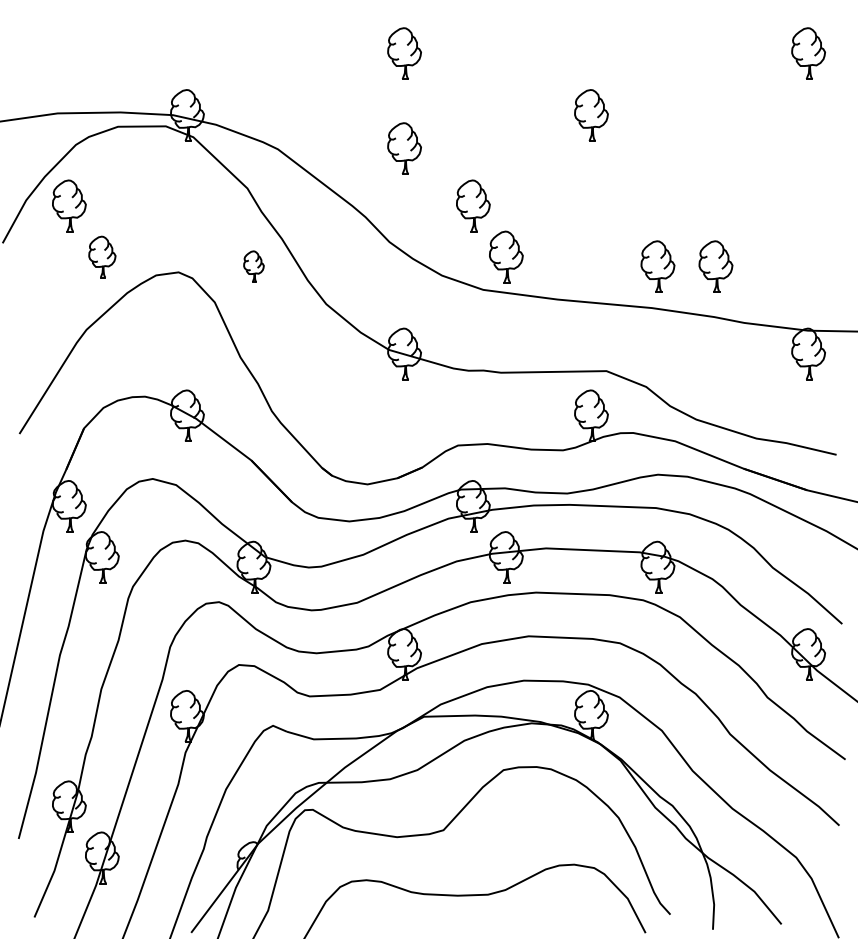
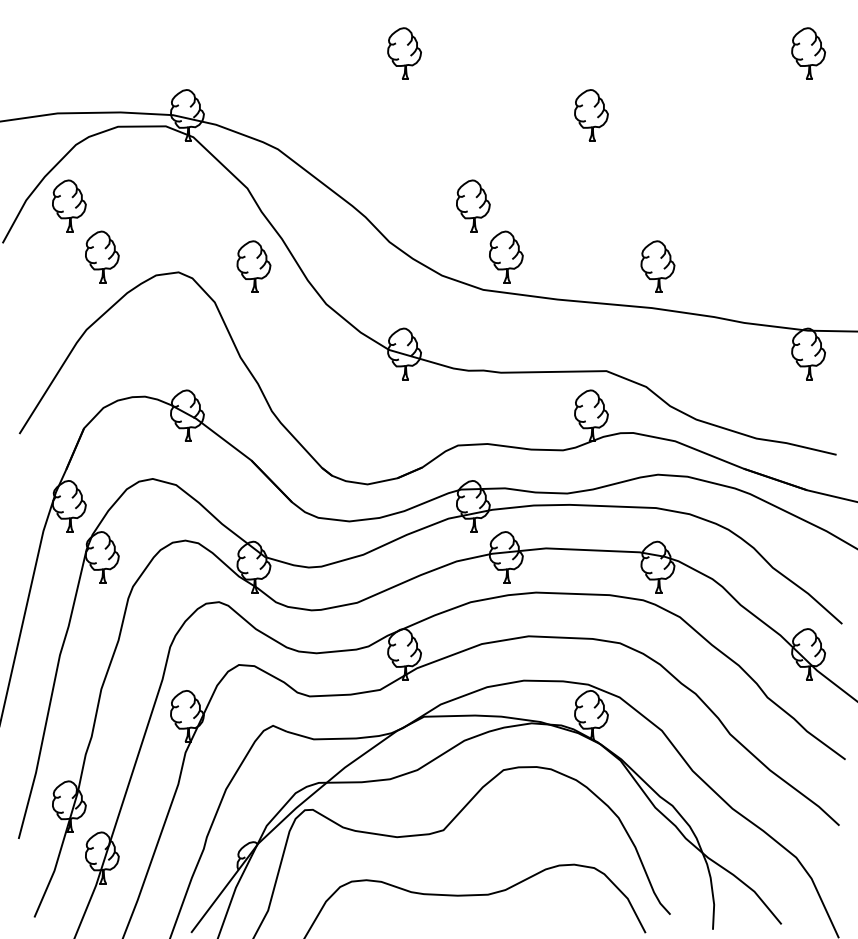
part: present -> none (404, 148)
part size: 29x44 px -> 35x54 px (102, 256)
part size: 22x33 px -> 36x53 px (253, 266)
part: present -> none (715, 266)
